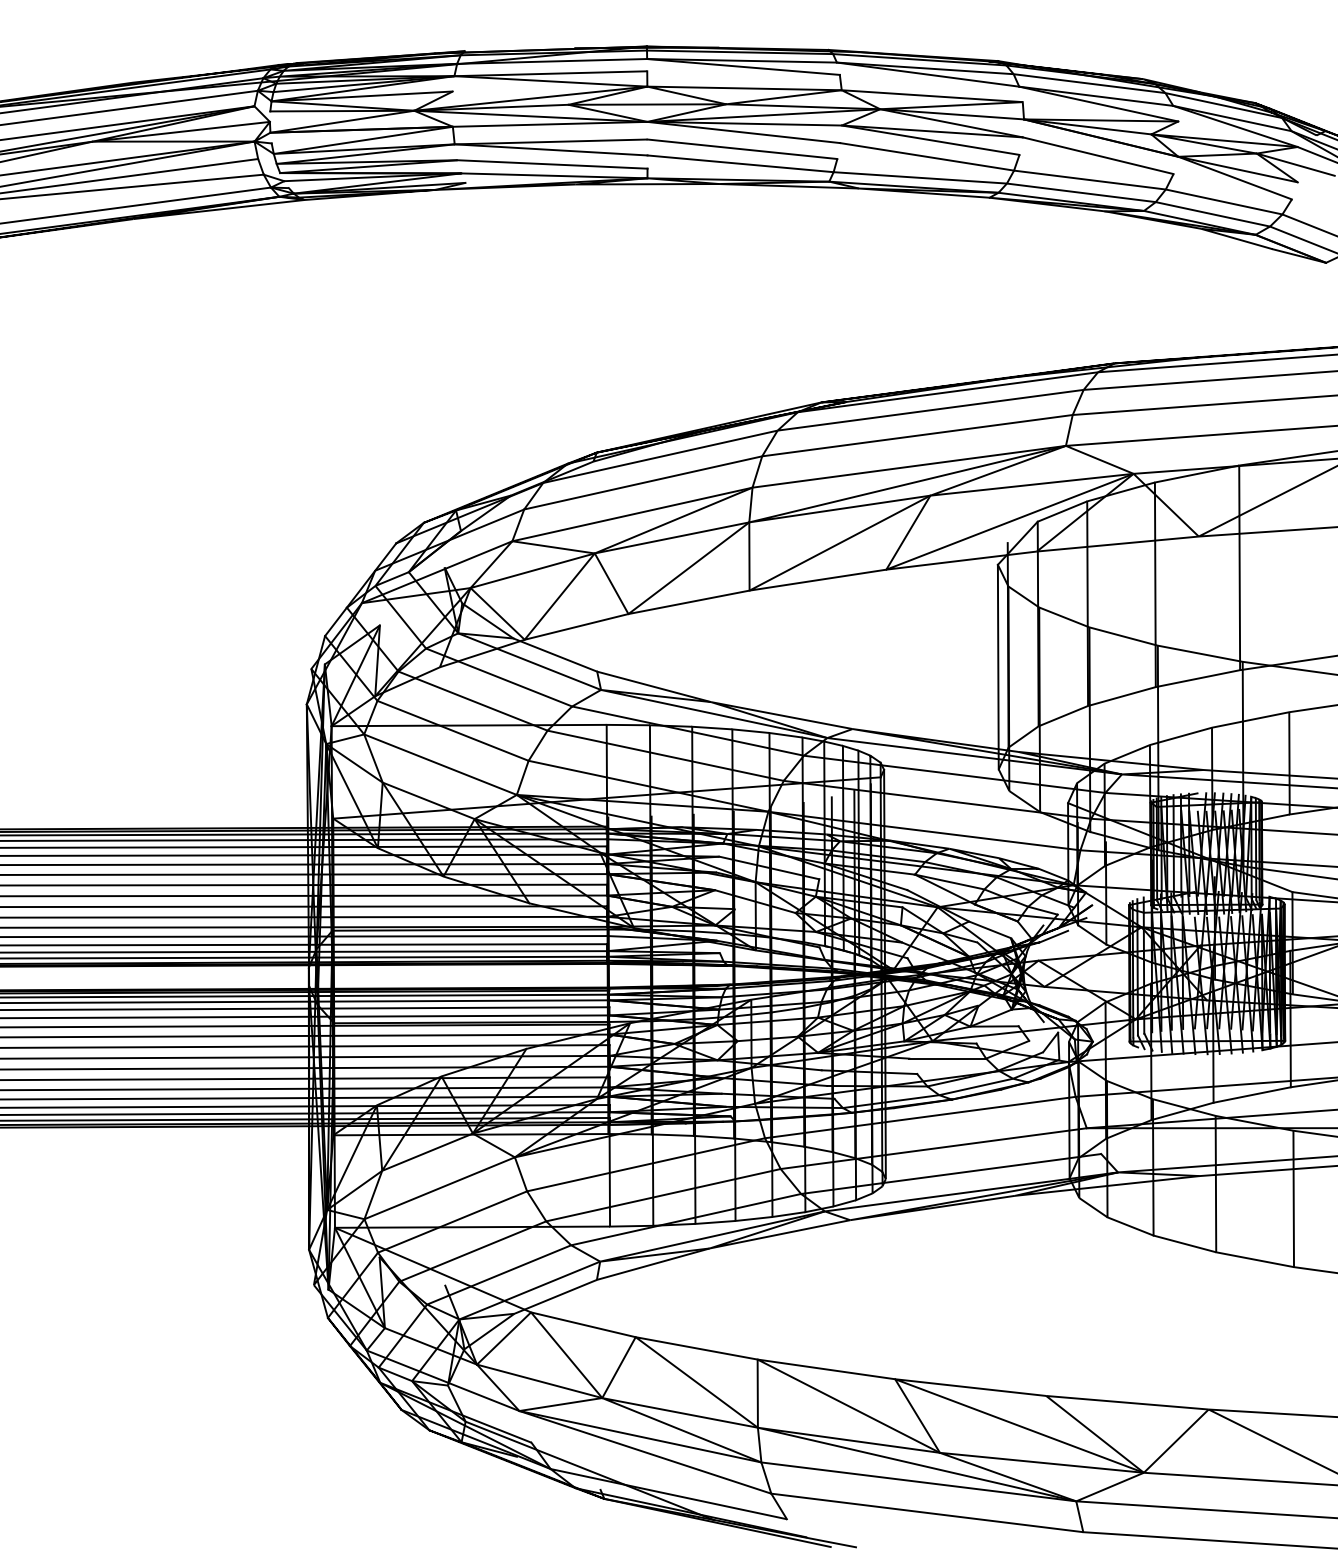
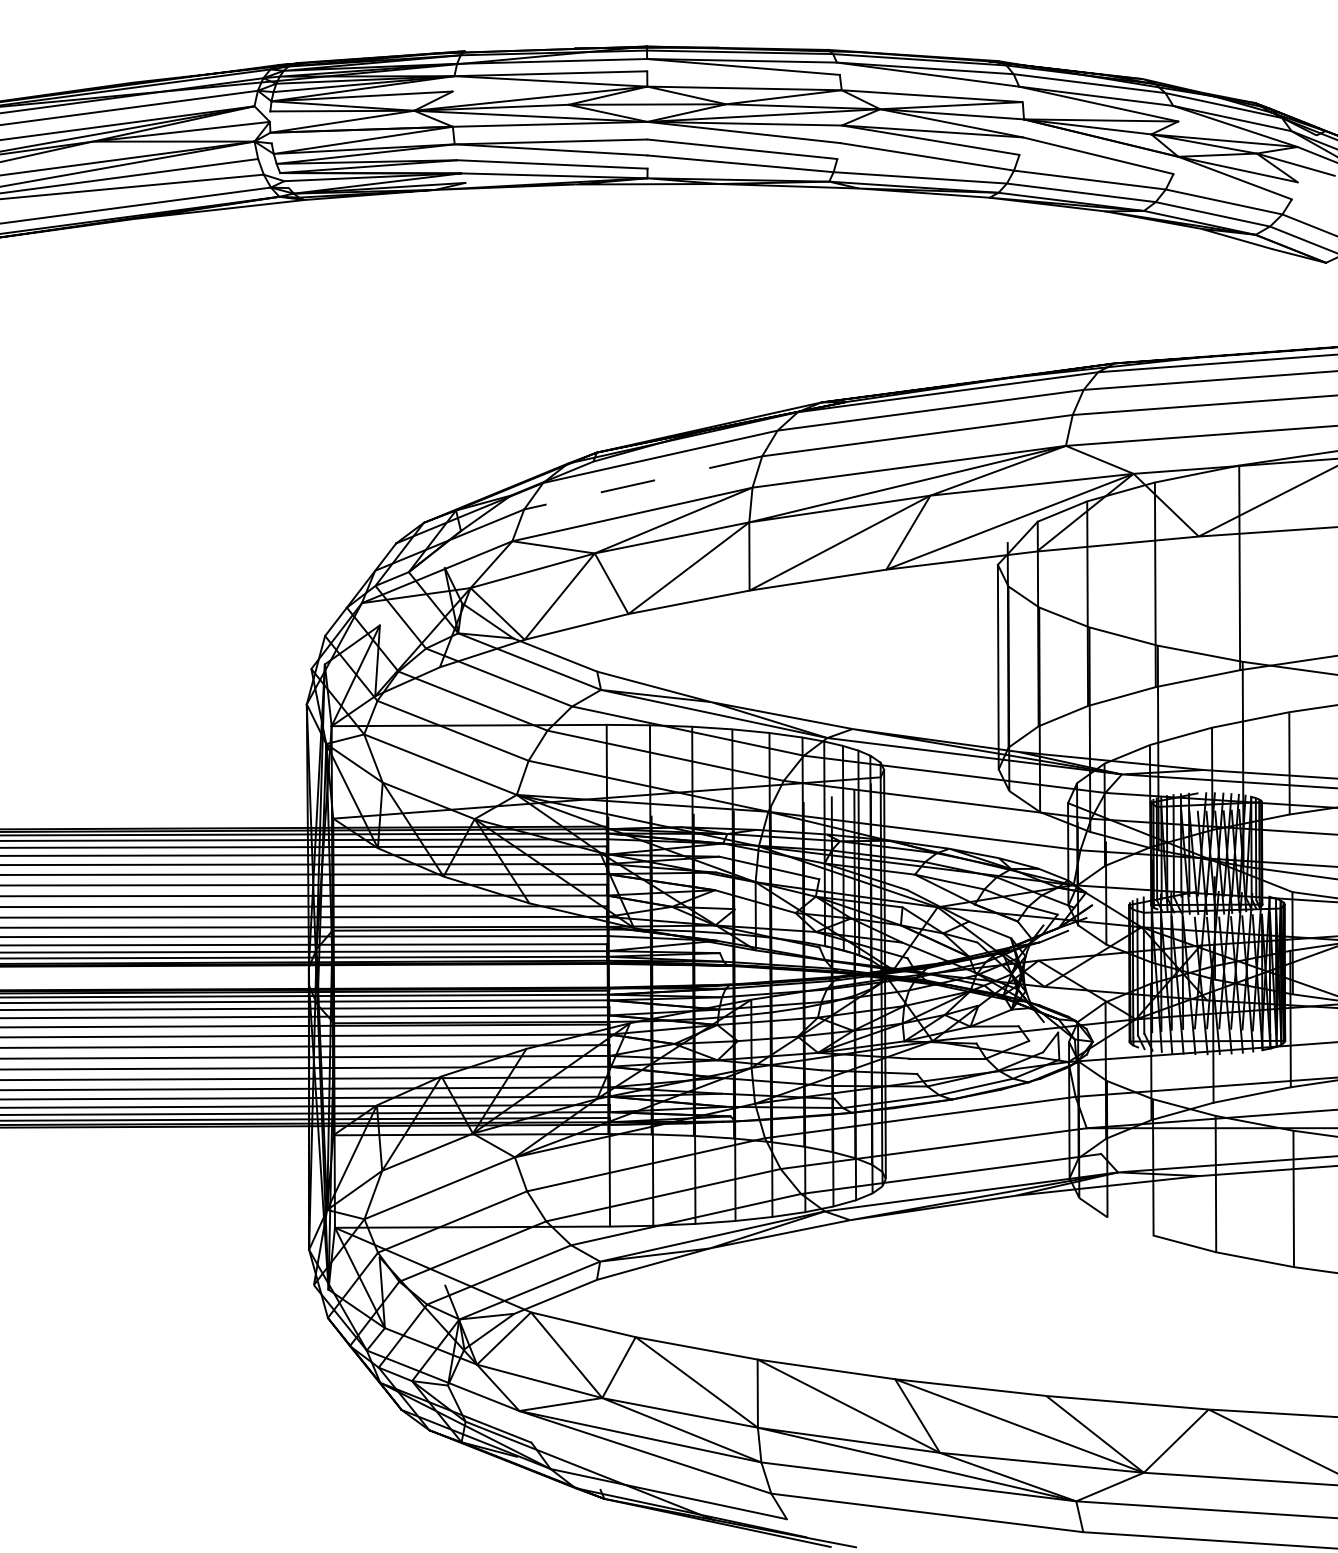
line: solid -> dashed (626, 486)
line: present -> none (1130, 1226)
